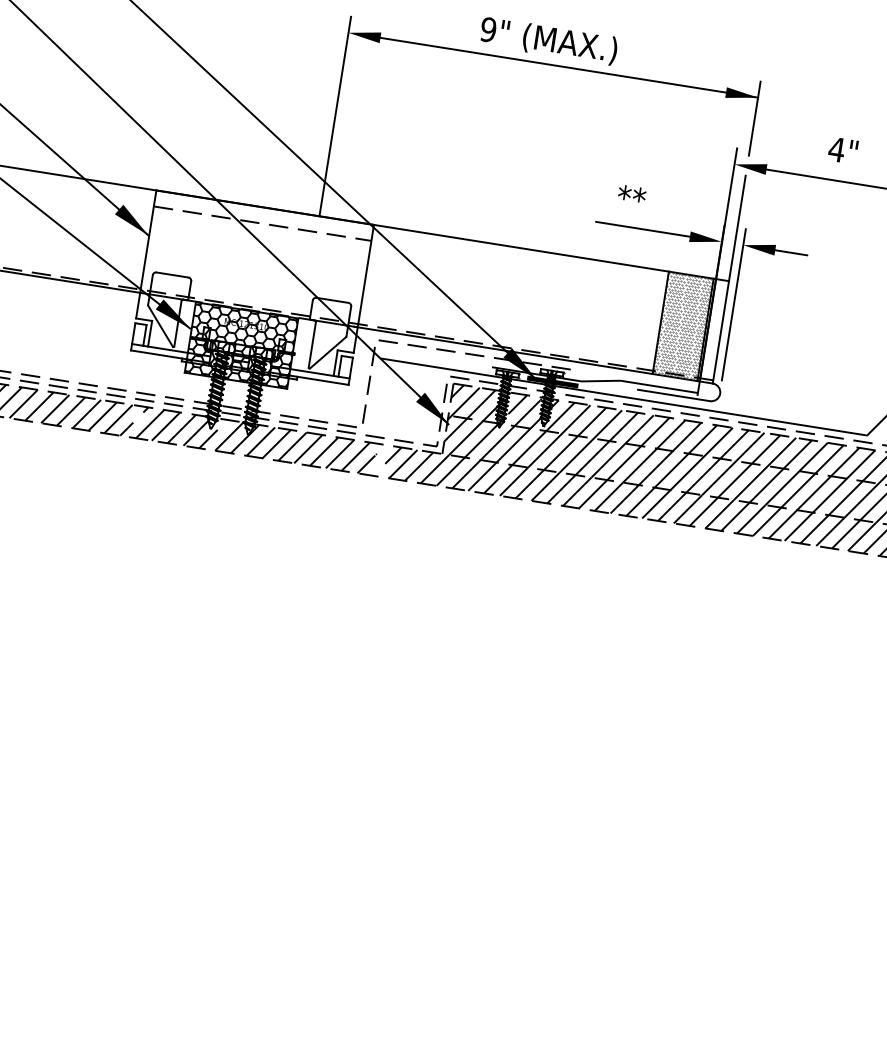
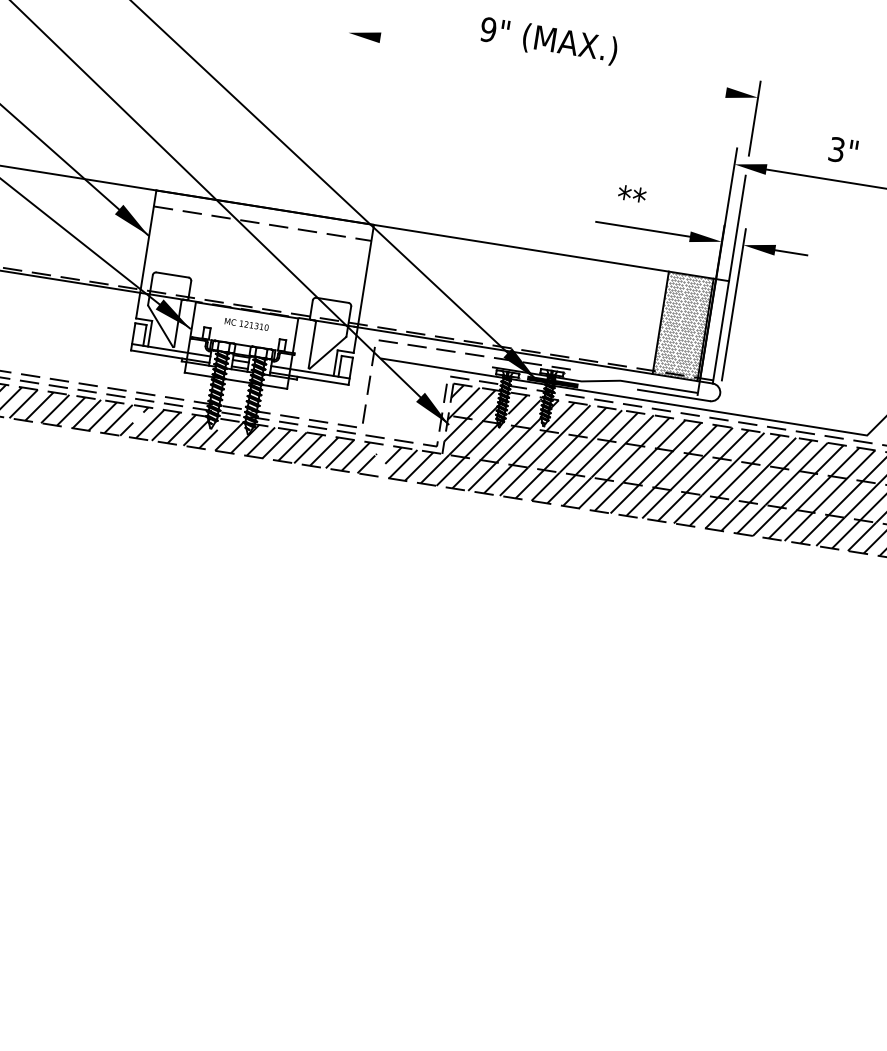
line: present -> none (569, 67)
line: present -> none (335, 116)
text: 4" -> 3" (836, 149)
hatch: present -> none (241, 345)
